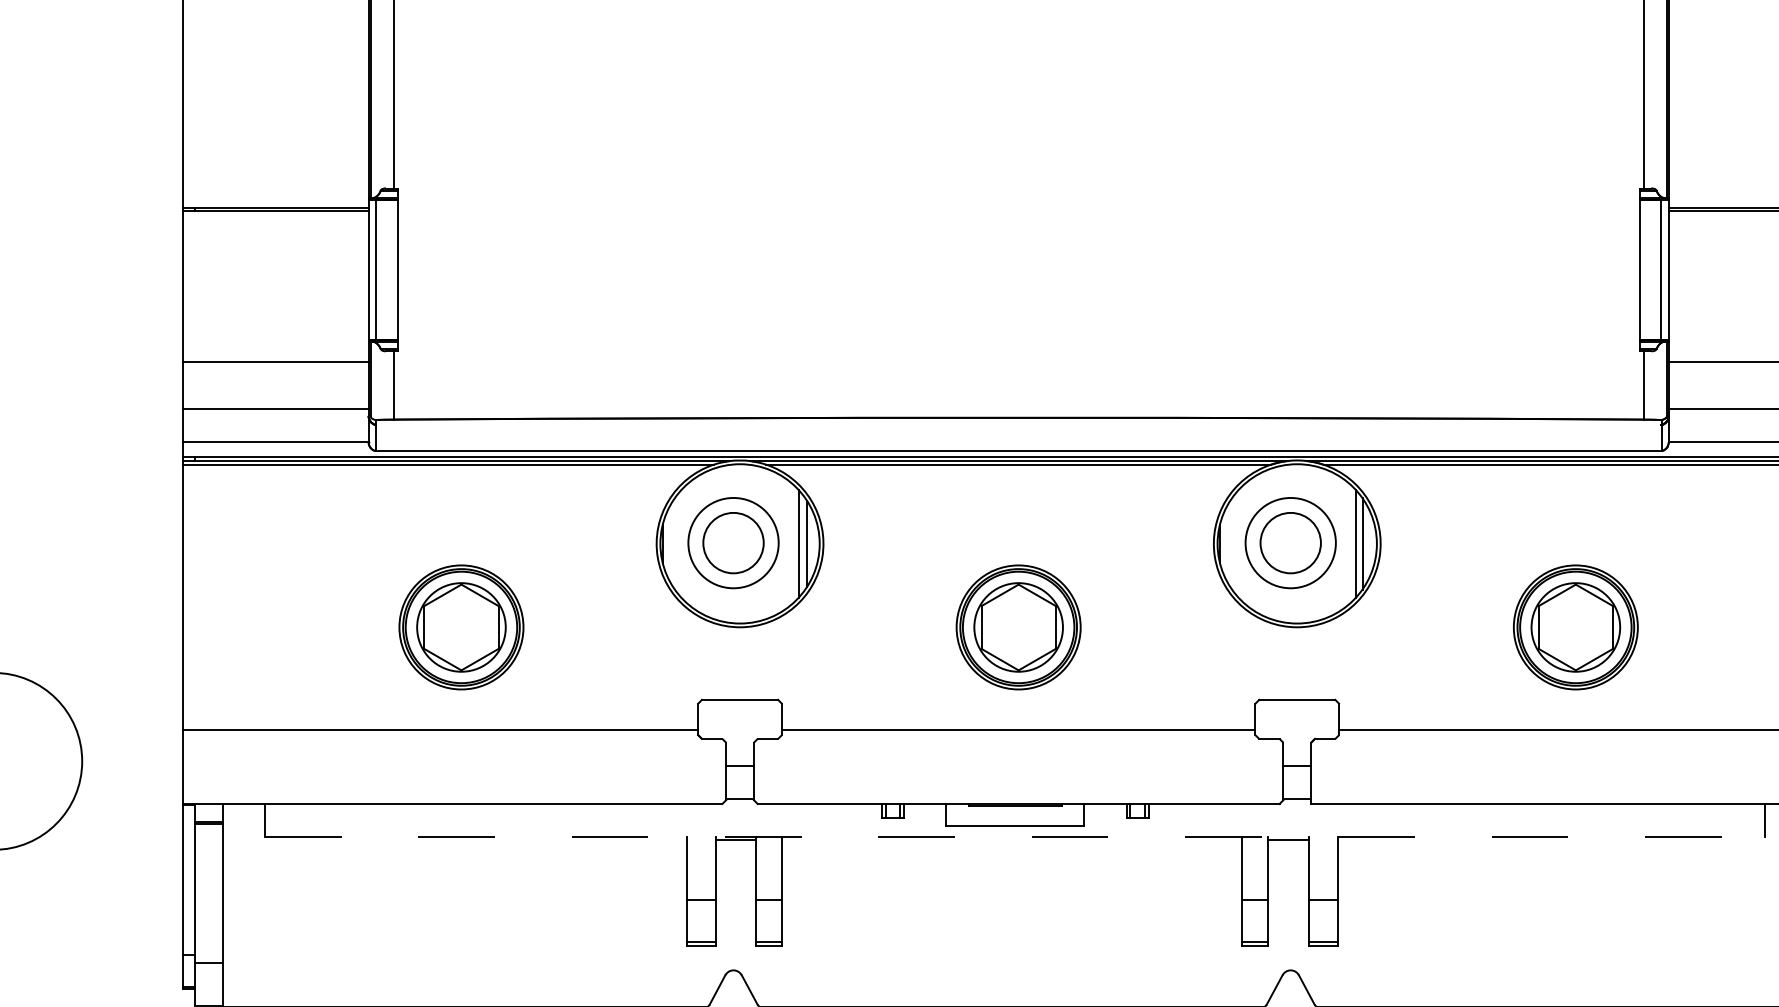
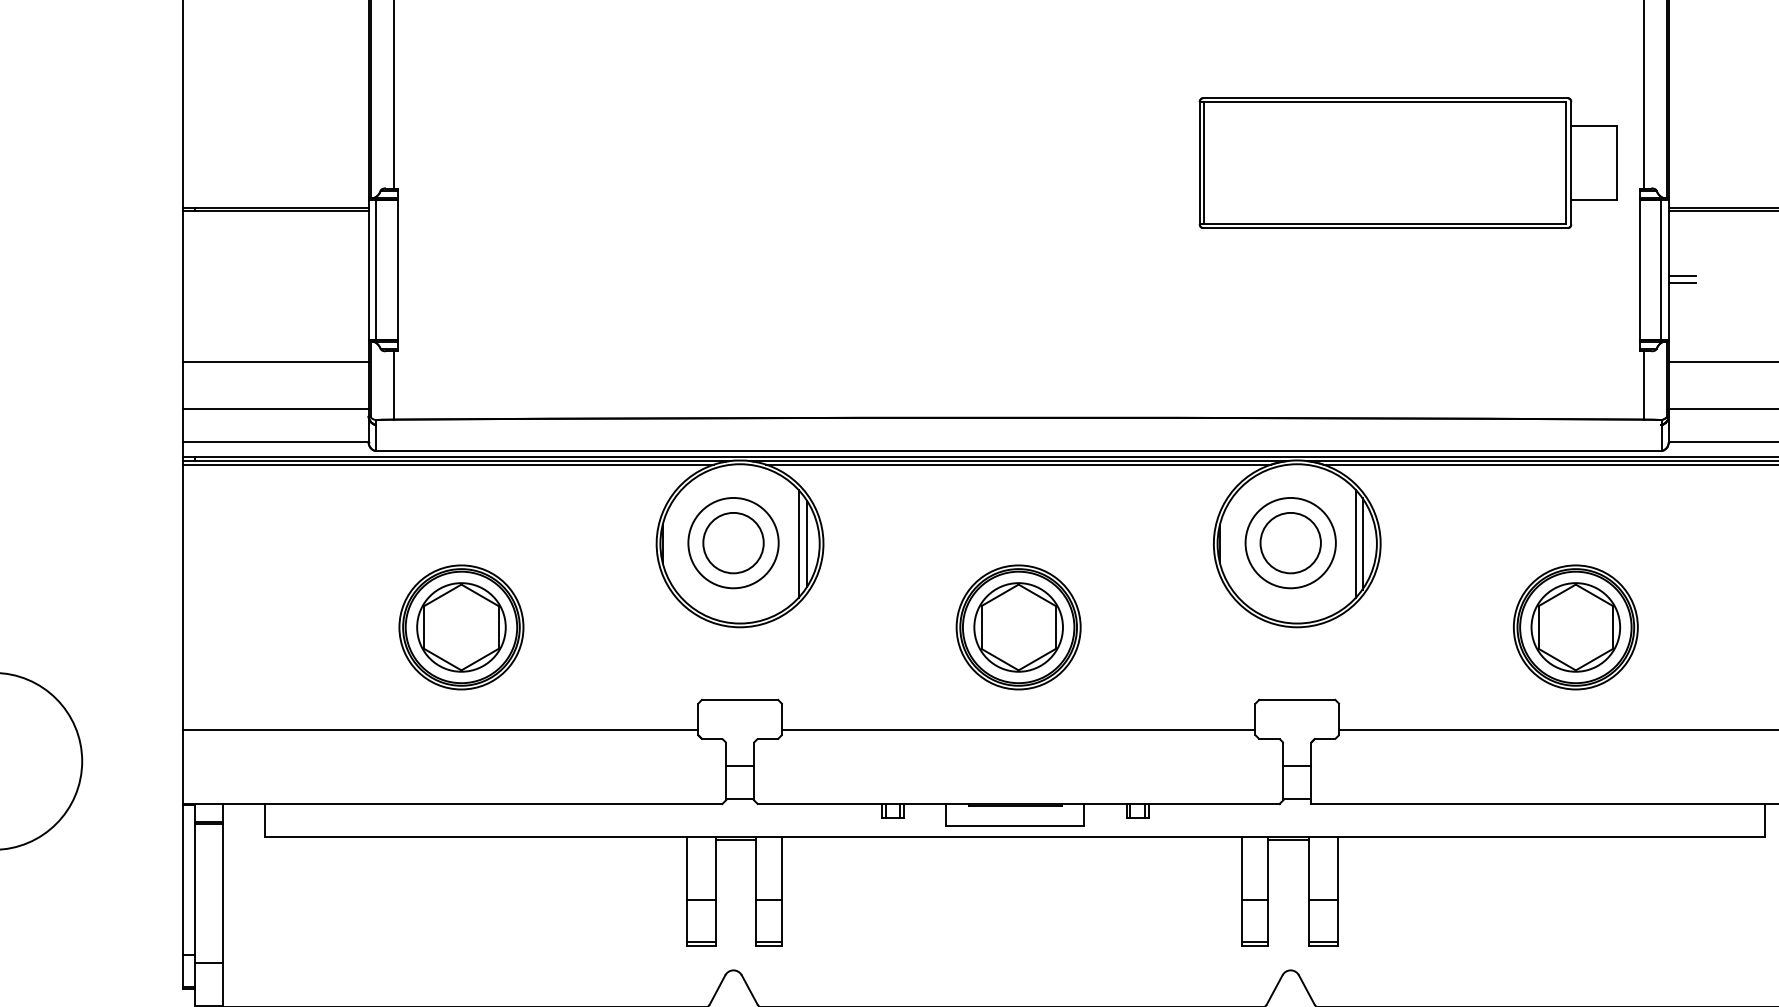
part: none -> present (1407, 162)
line: none -> present (1681, 276)
line: none -> present (1681, 283)
line: dashed -> solid (1015, 836)
